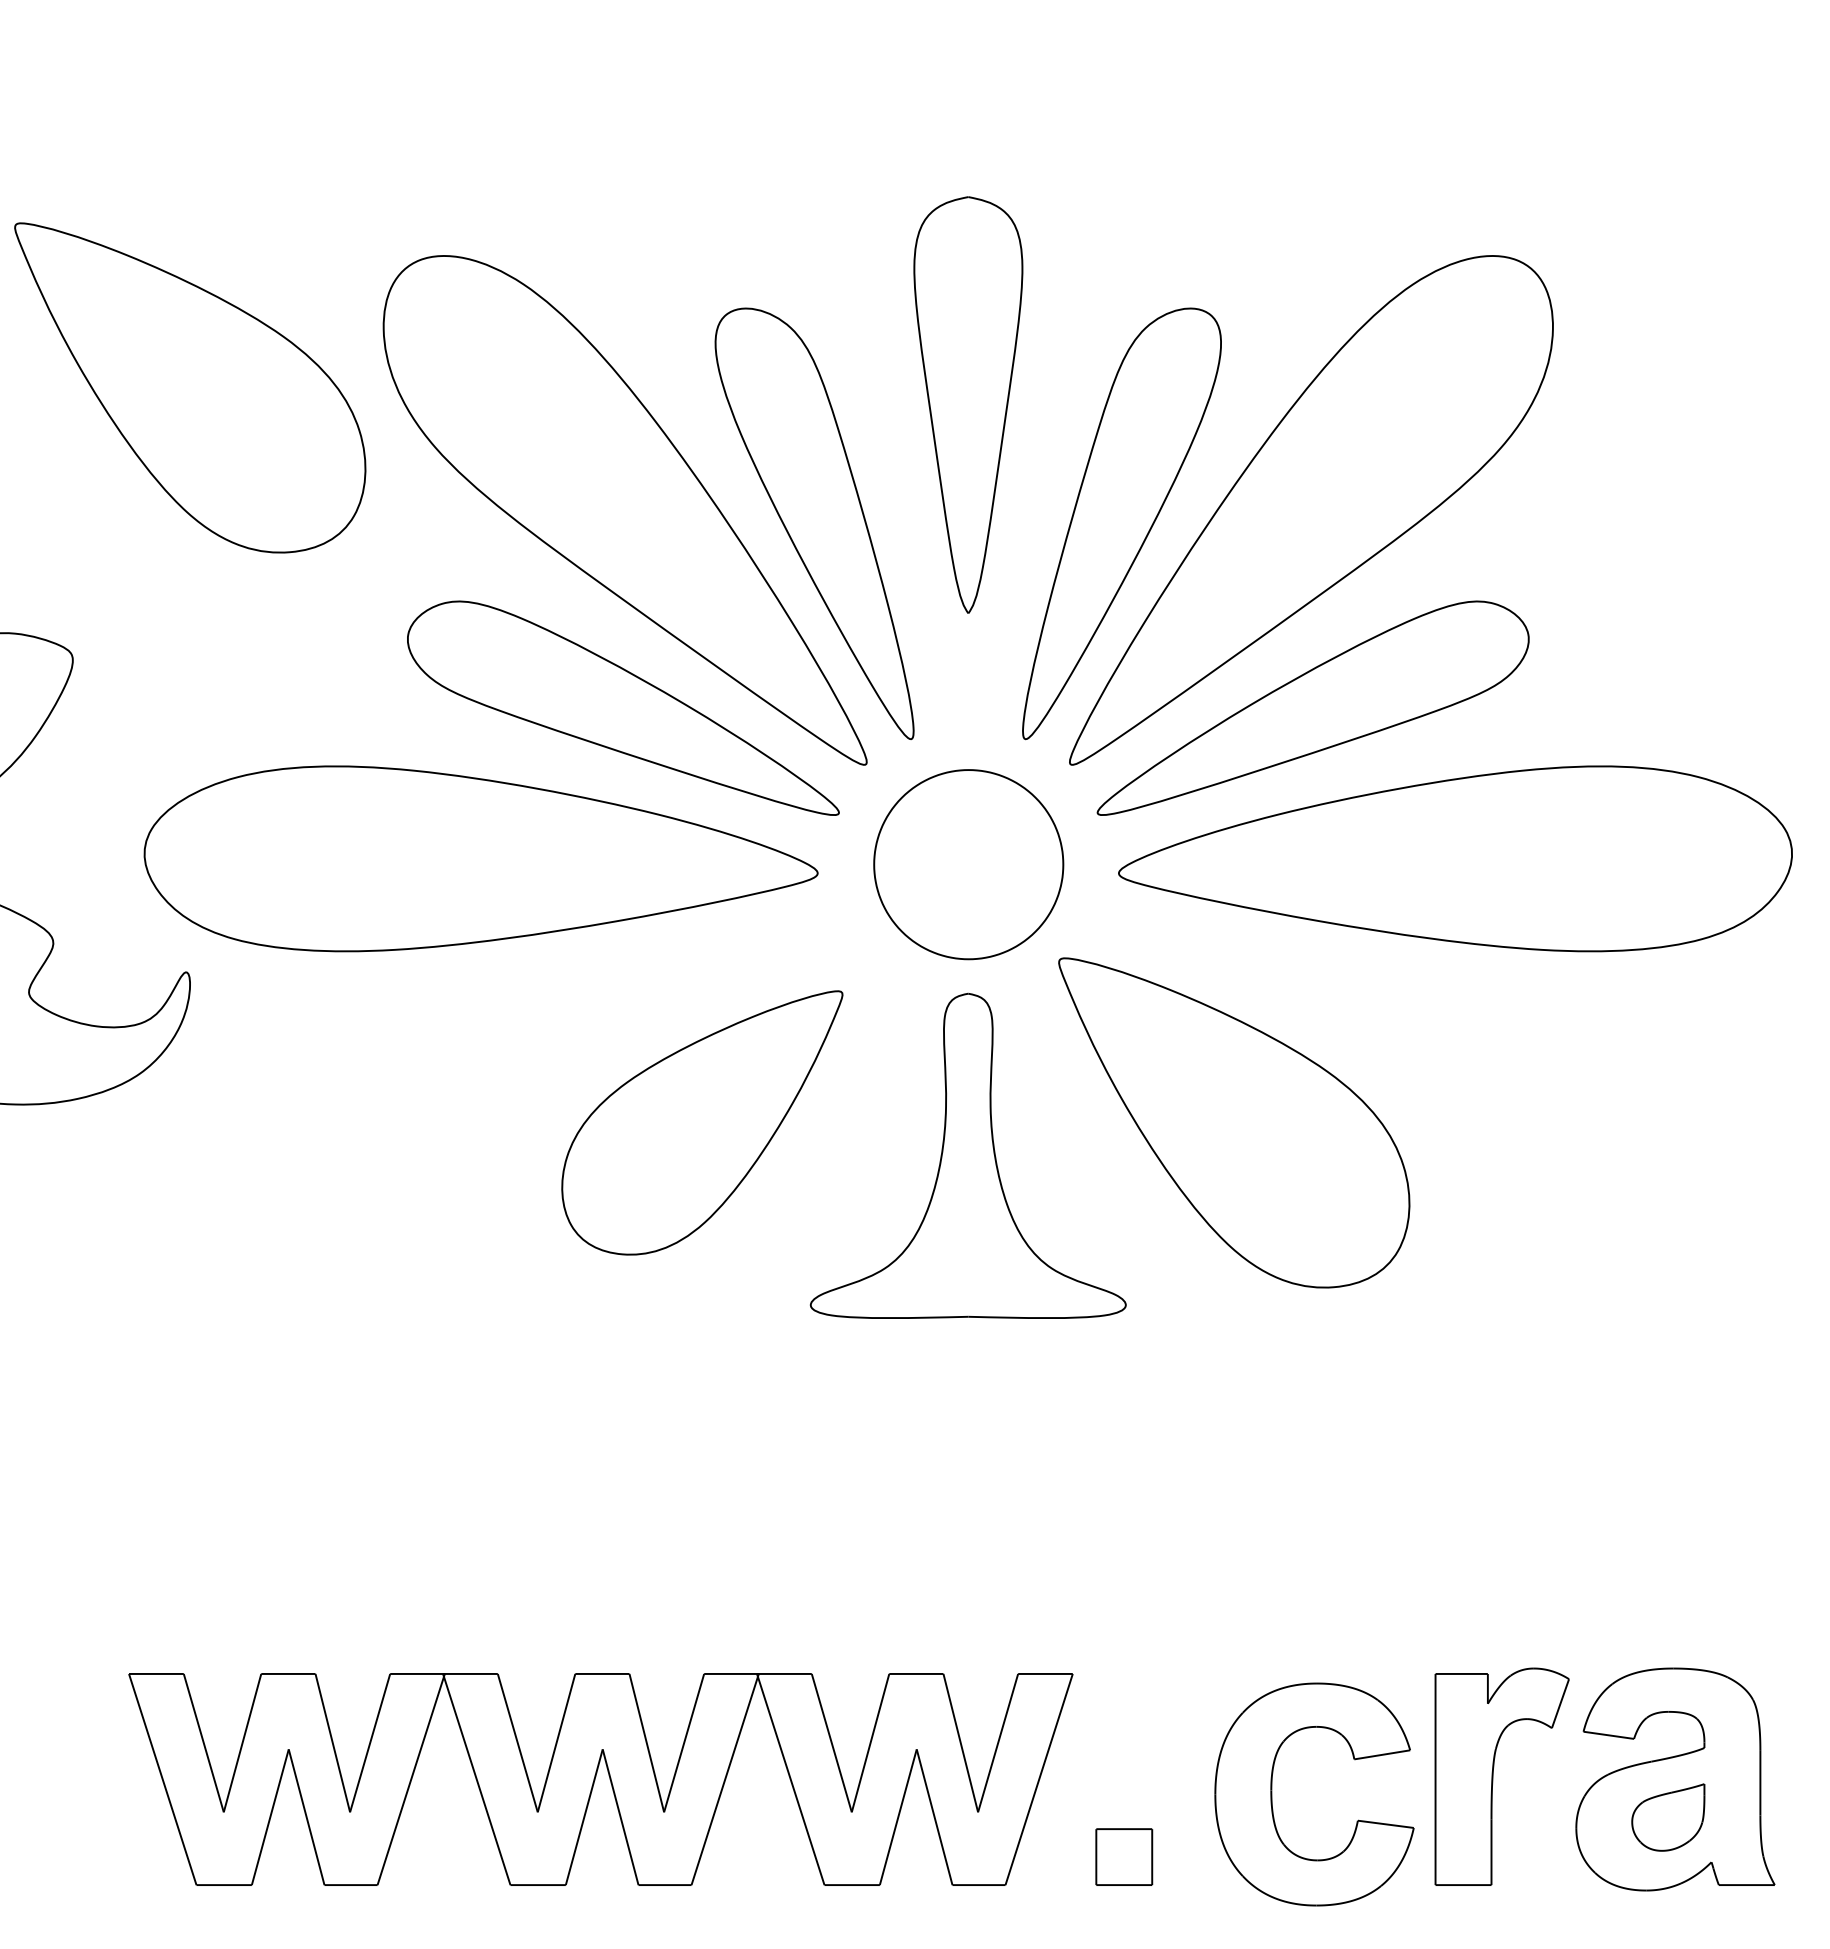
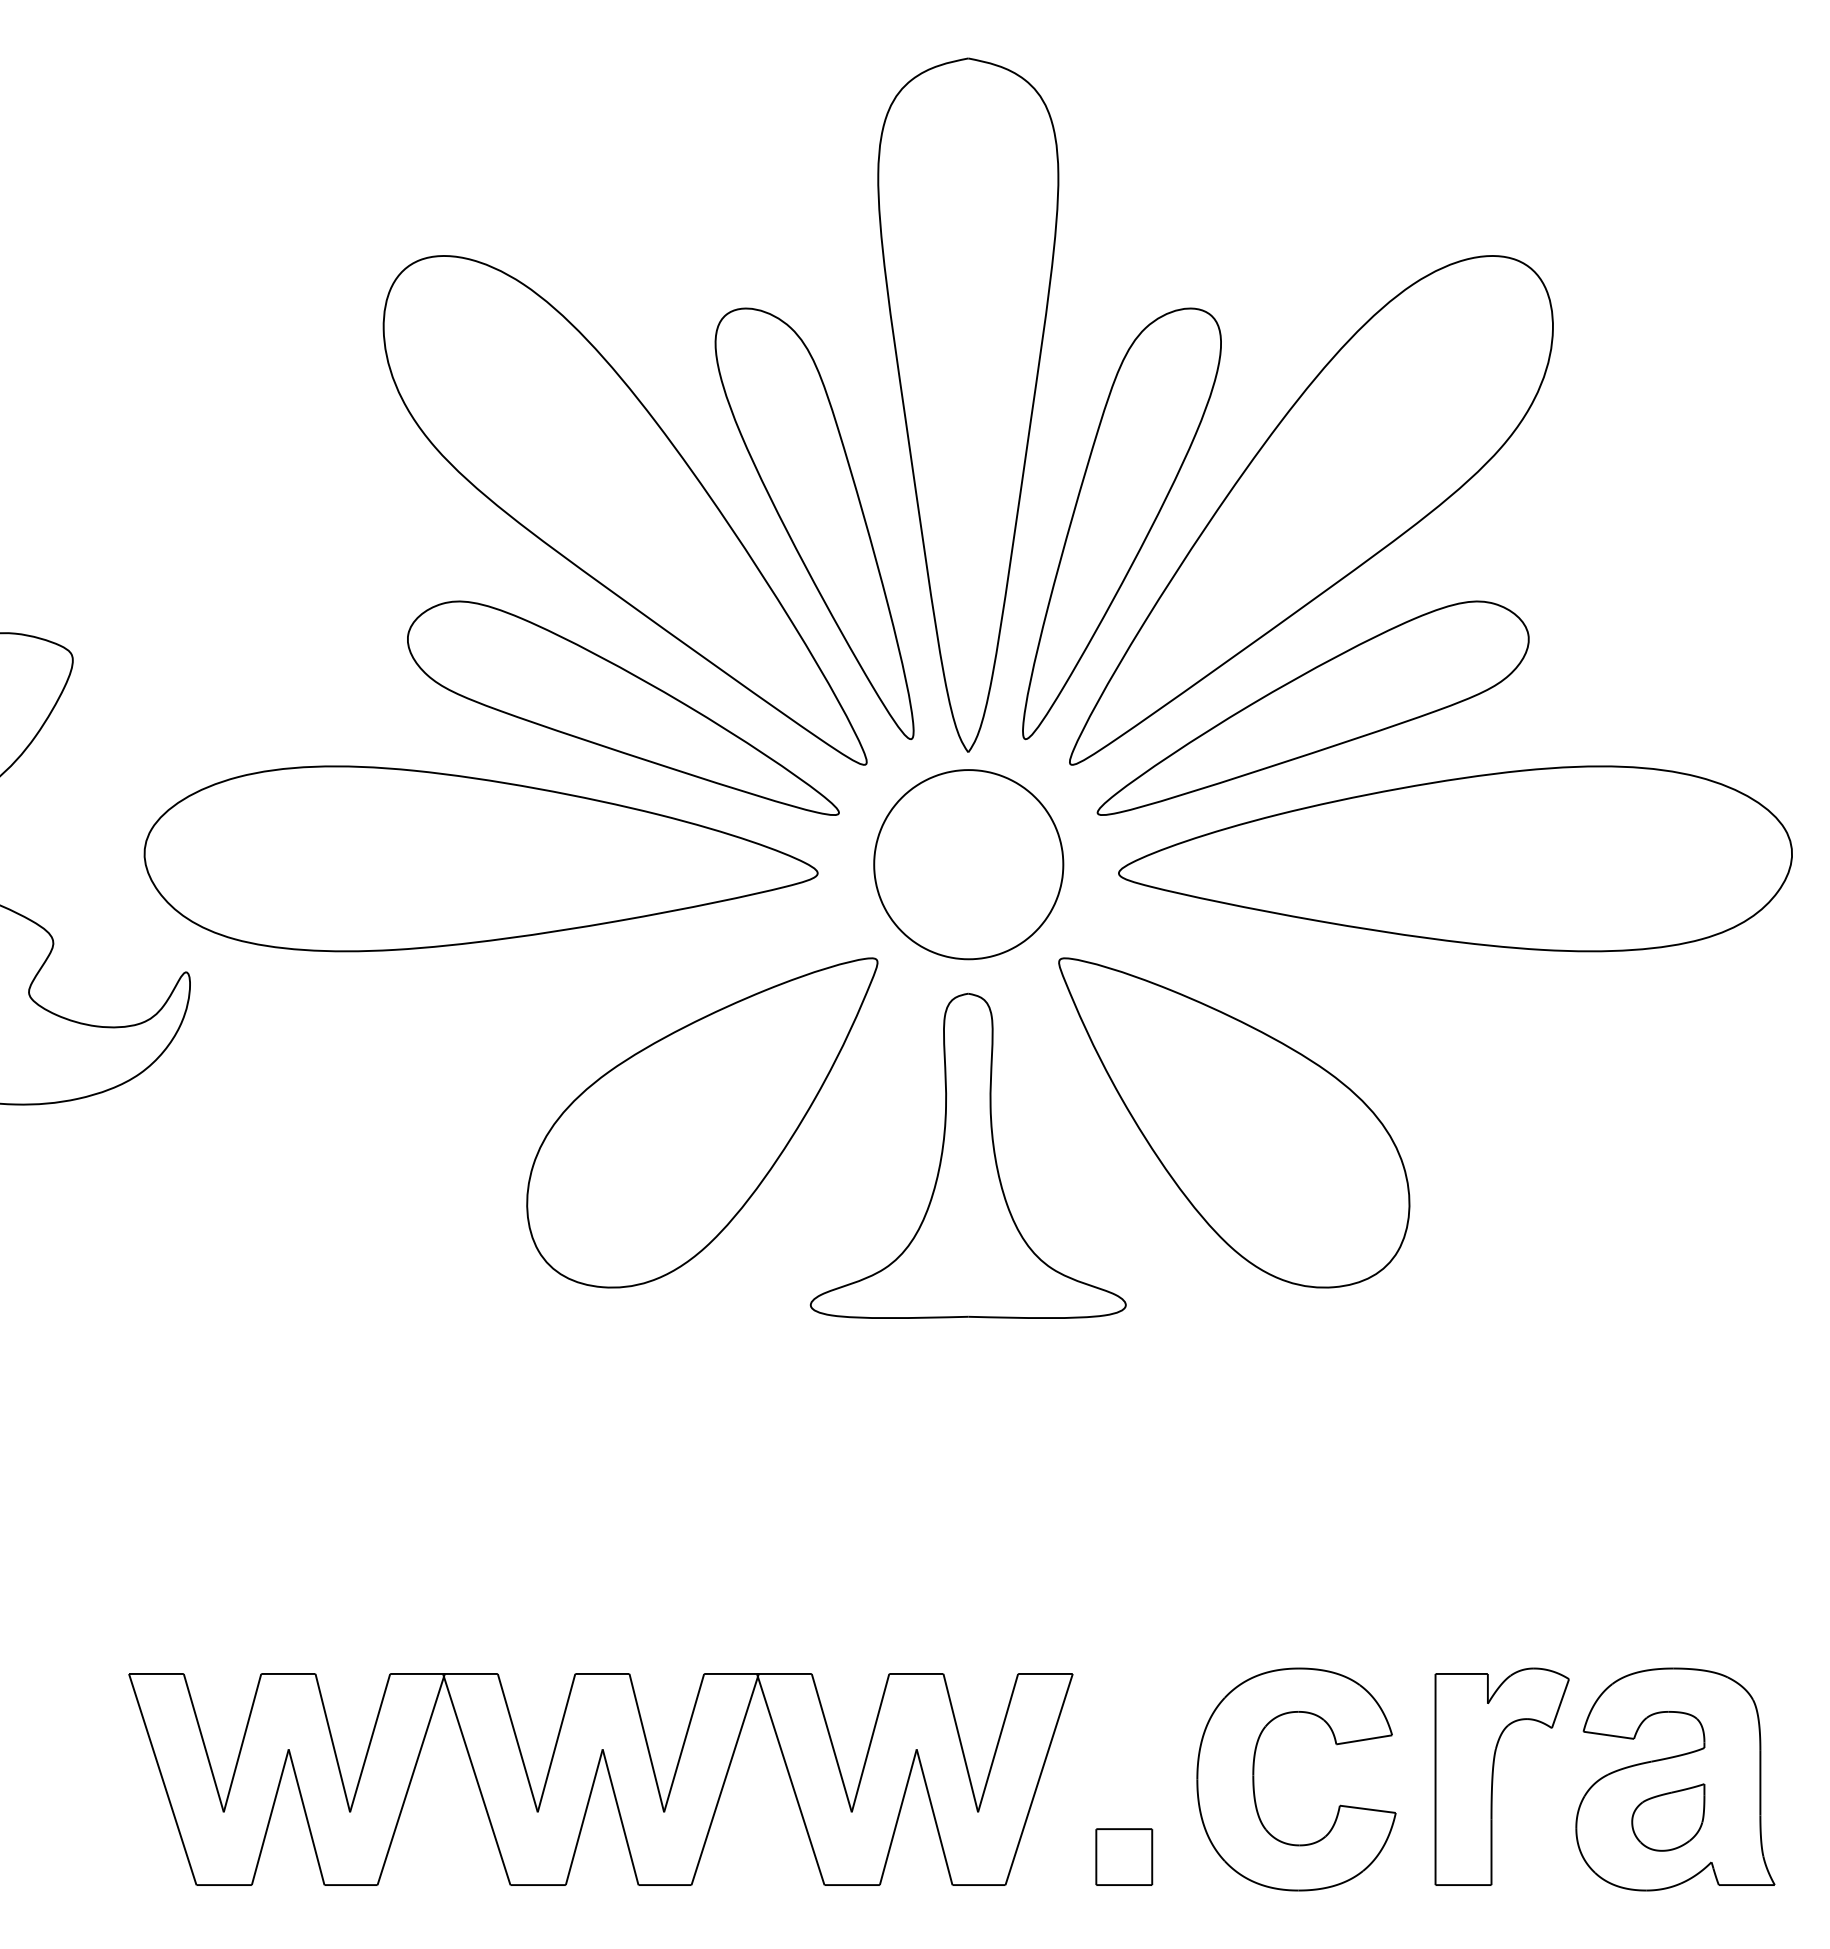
part: present -> none (190, 387)
part size: 111x418 px -> 183x696 px (968, 404)
part size: 283x266 px -> 353x332 px (702, 1122)
part position: (1272, 1794) -> (1254, 1779) (1254, 1779)
